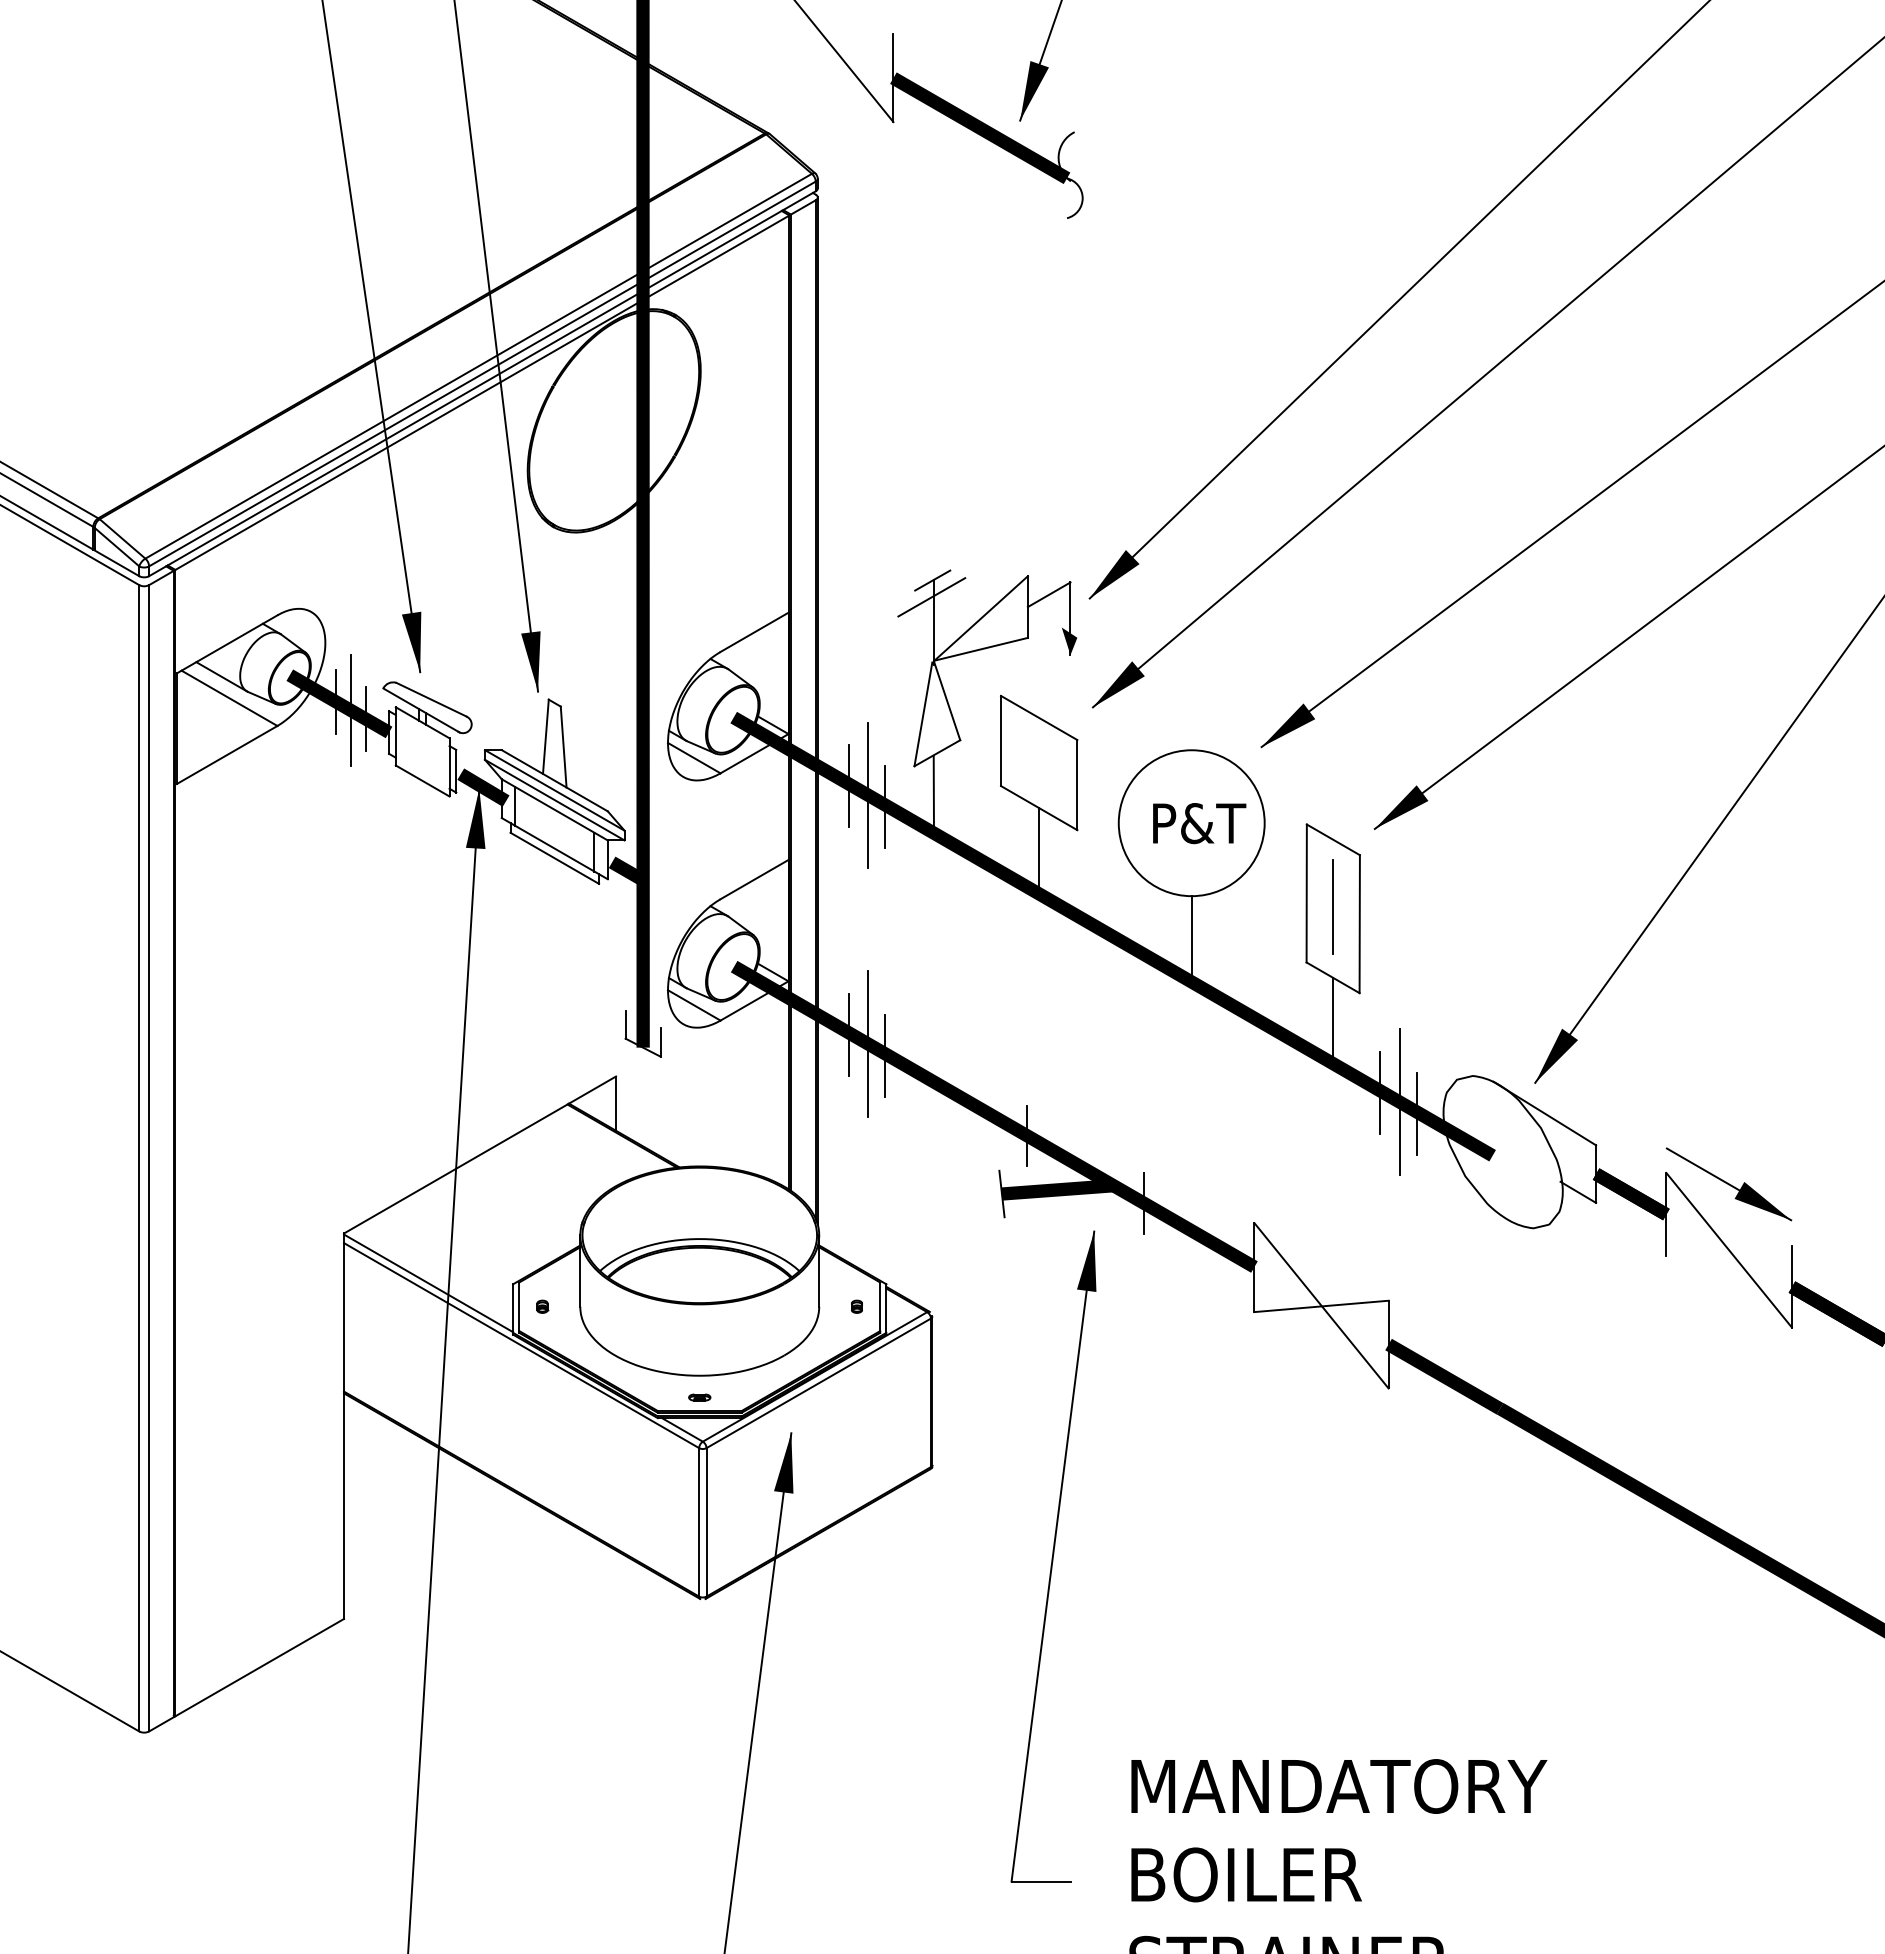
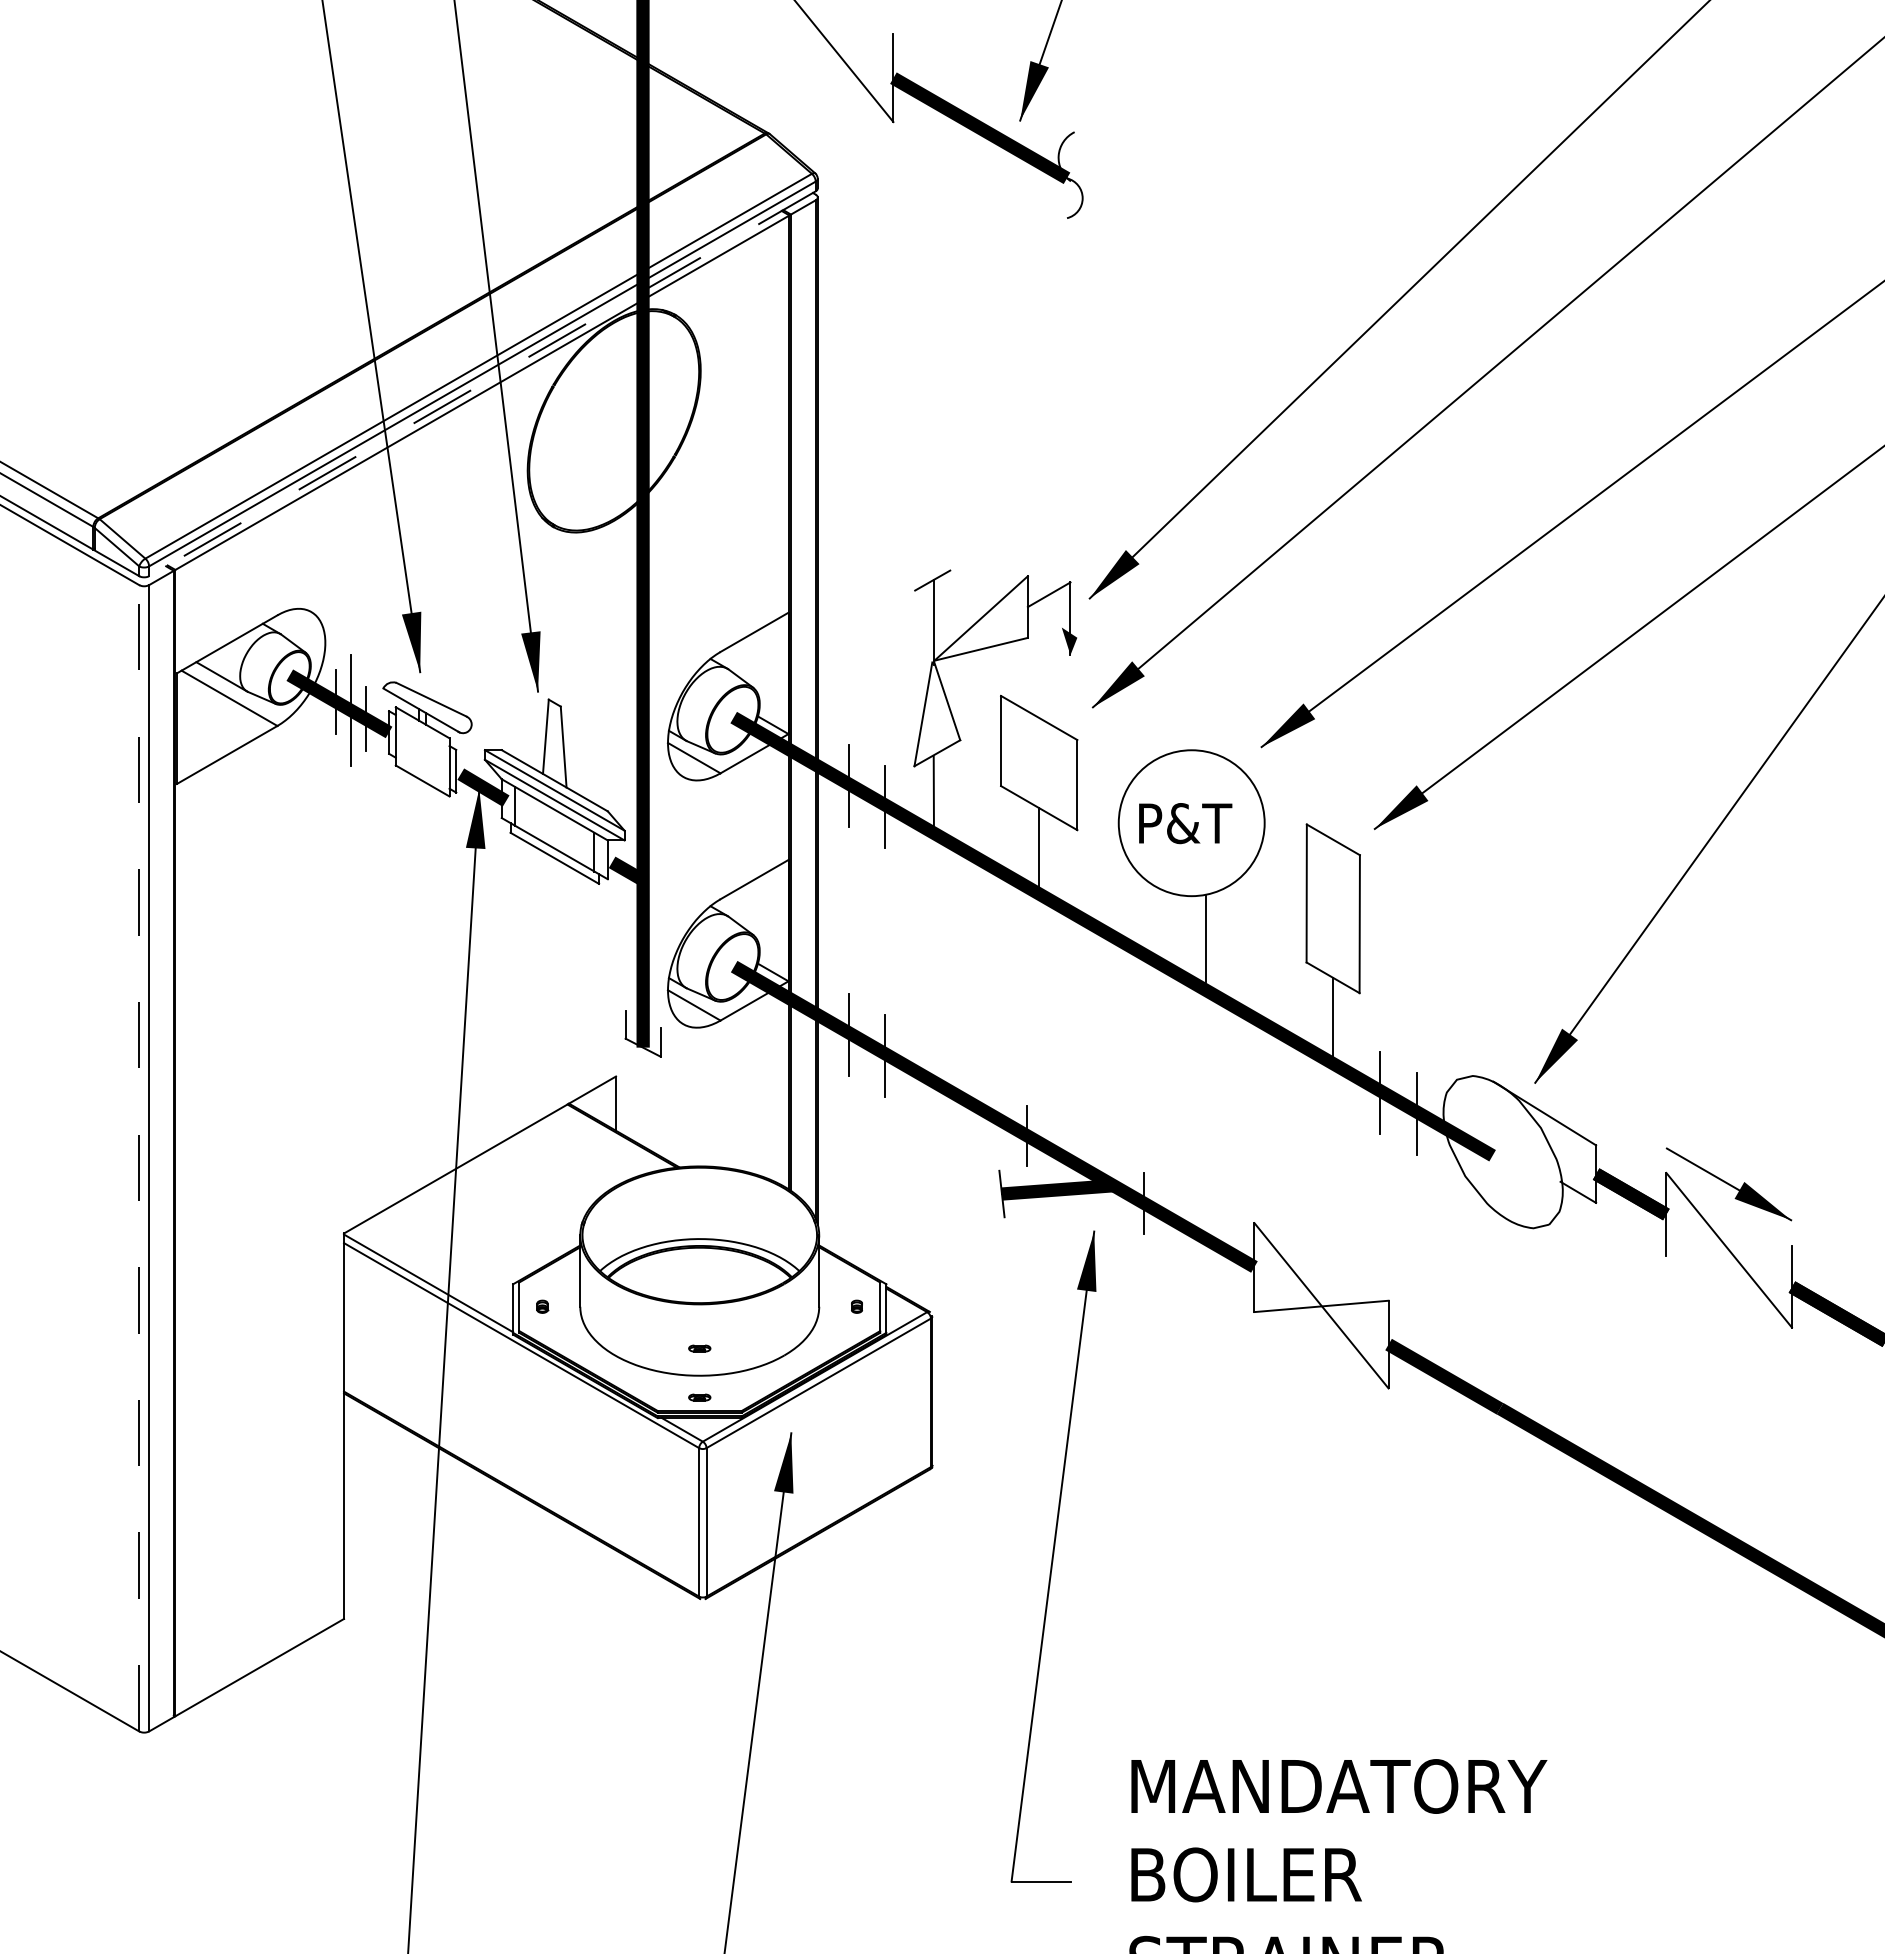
line: solid -> dashed (482, 383)
line: present -> none (931, 597)
line: present -> none (868, 795)
text position: (1199, 823) -> (1185, 823) (1185, 823)
line: present -> none (1332, 906)
line position: (1191, 939) -> (1205, 939) (1205, 939)
line: present -> none (868, 1043)
line: present -> none (1399, 1101)
line: solid -> dashed (139, 1157)
part: none -> present (699, 1348)
